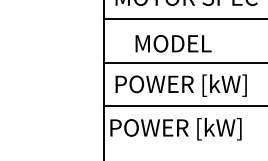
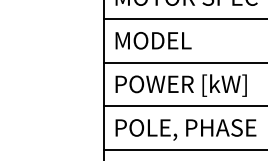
text position: (173, 43) -> (153, 40) (153, 40)
text: POWER [kW] -> POLE, PHASE (183, 128)
line: none -> present (183, 149)
